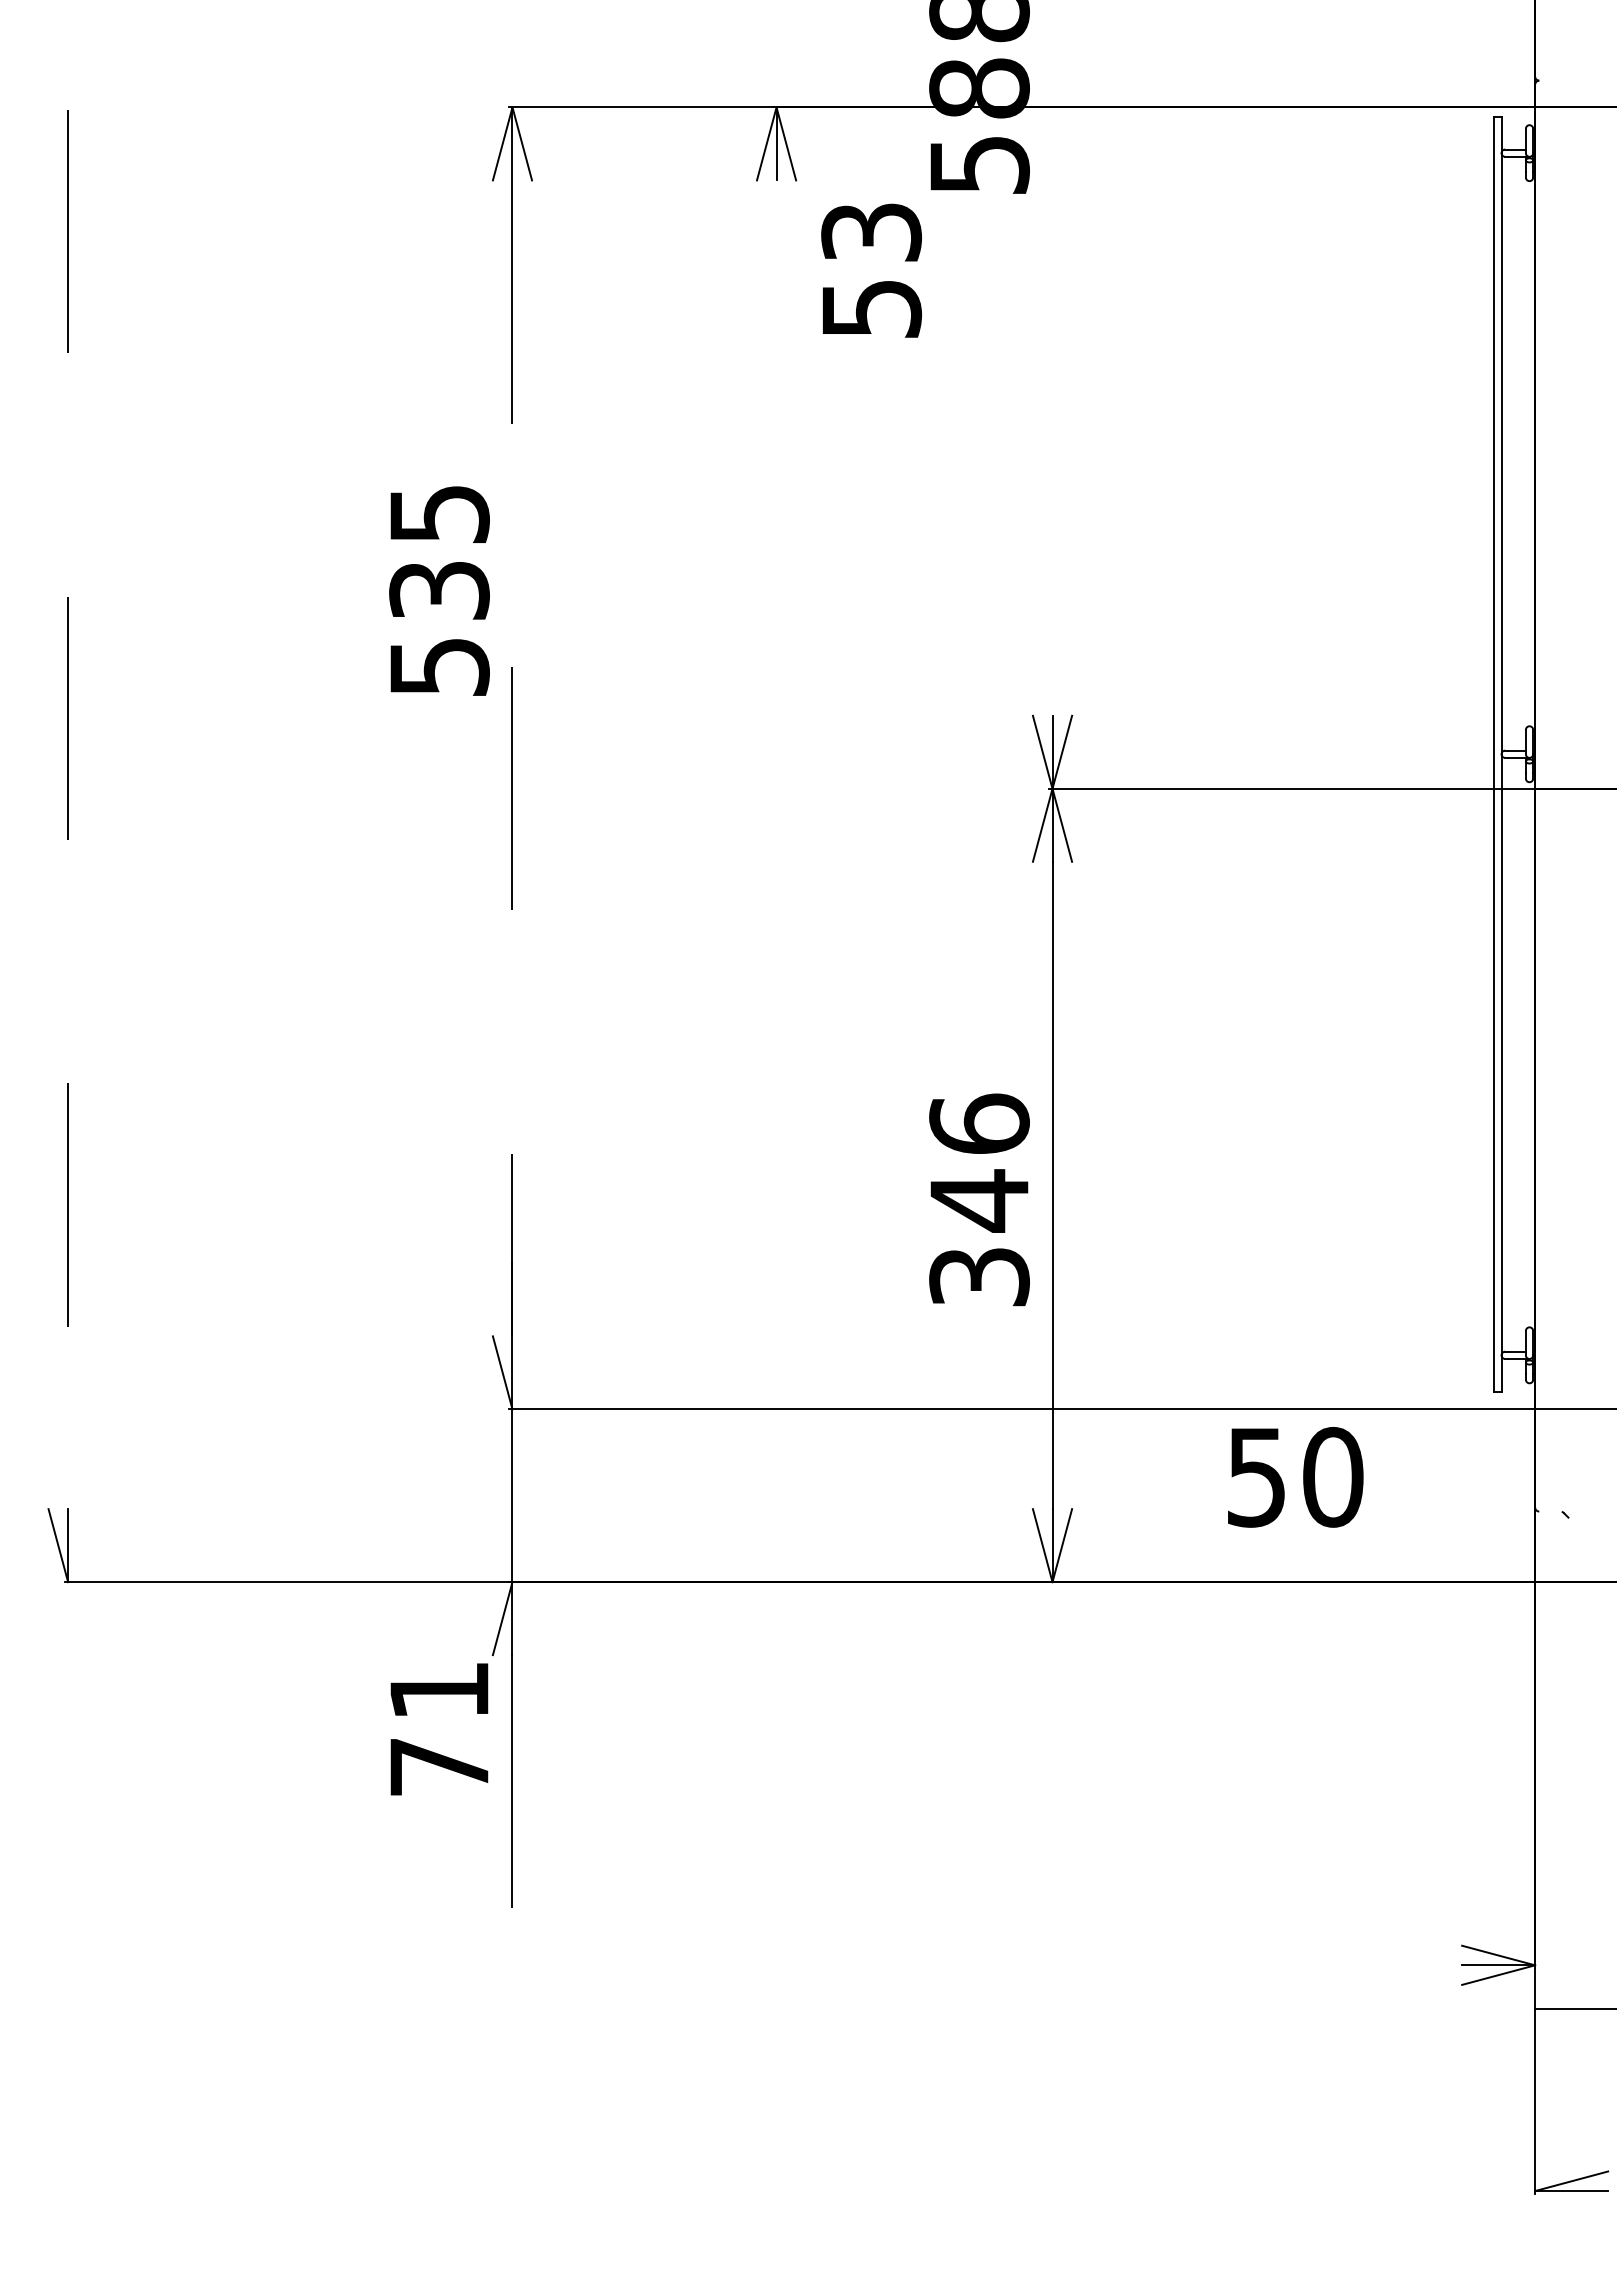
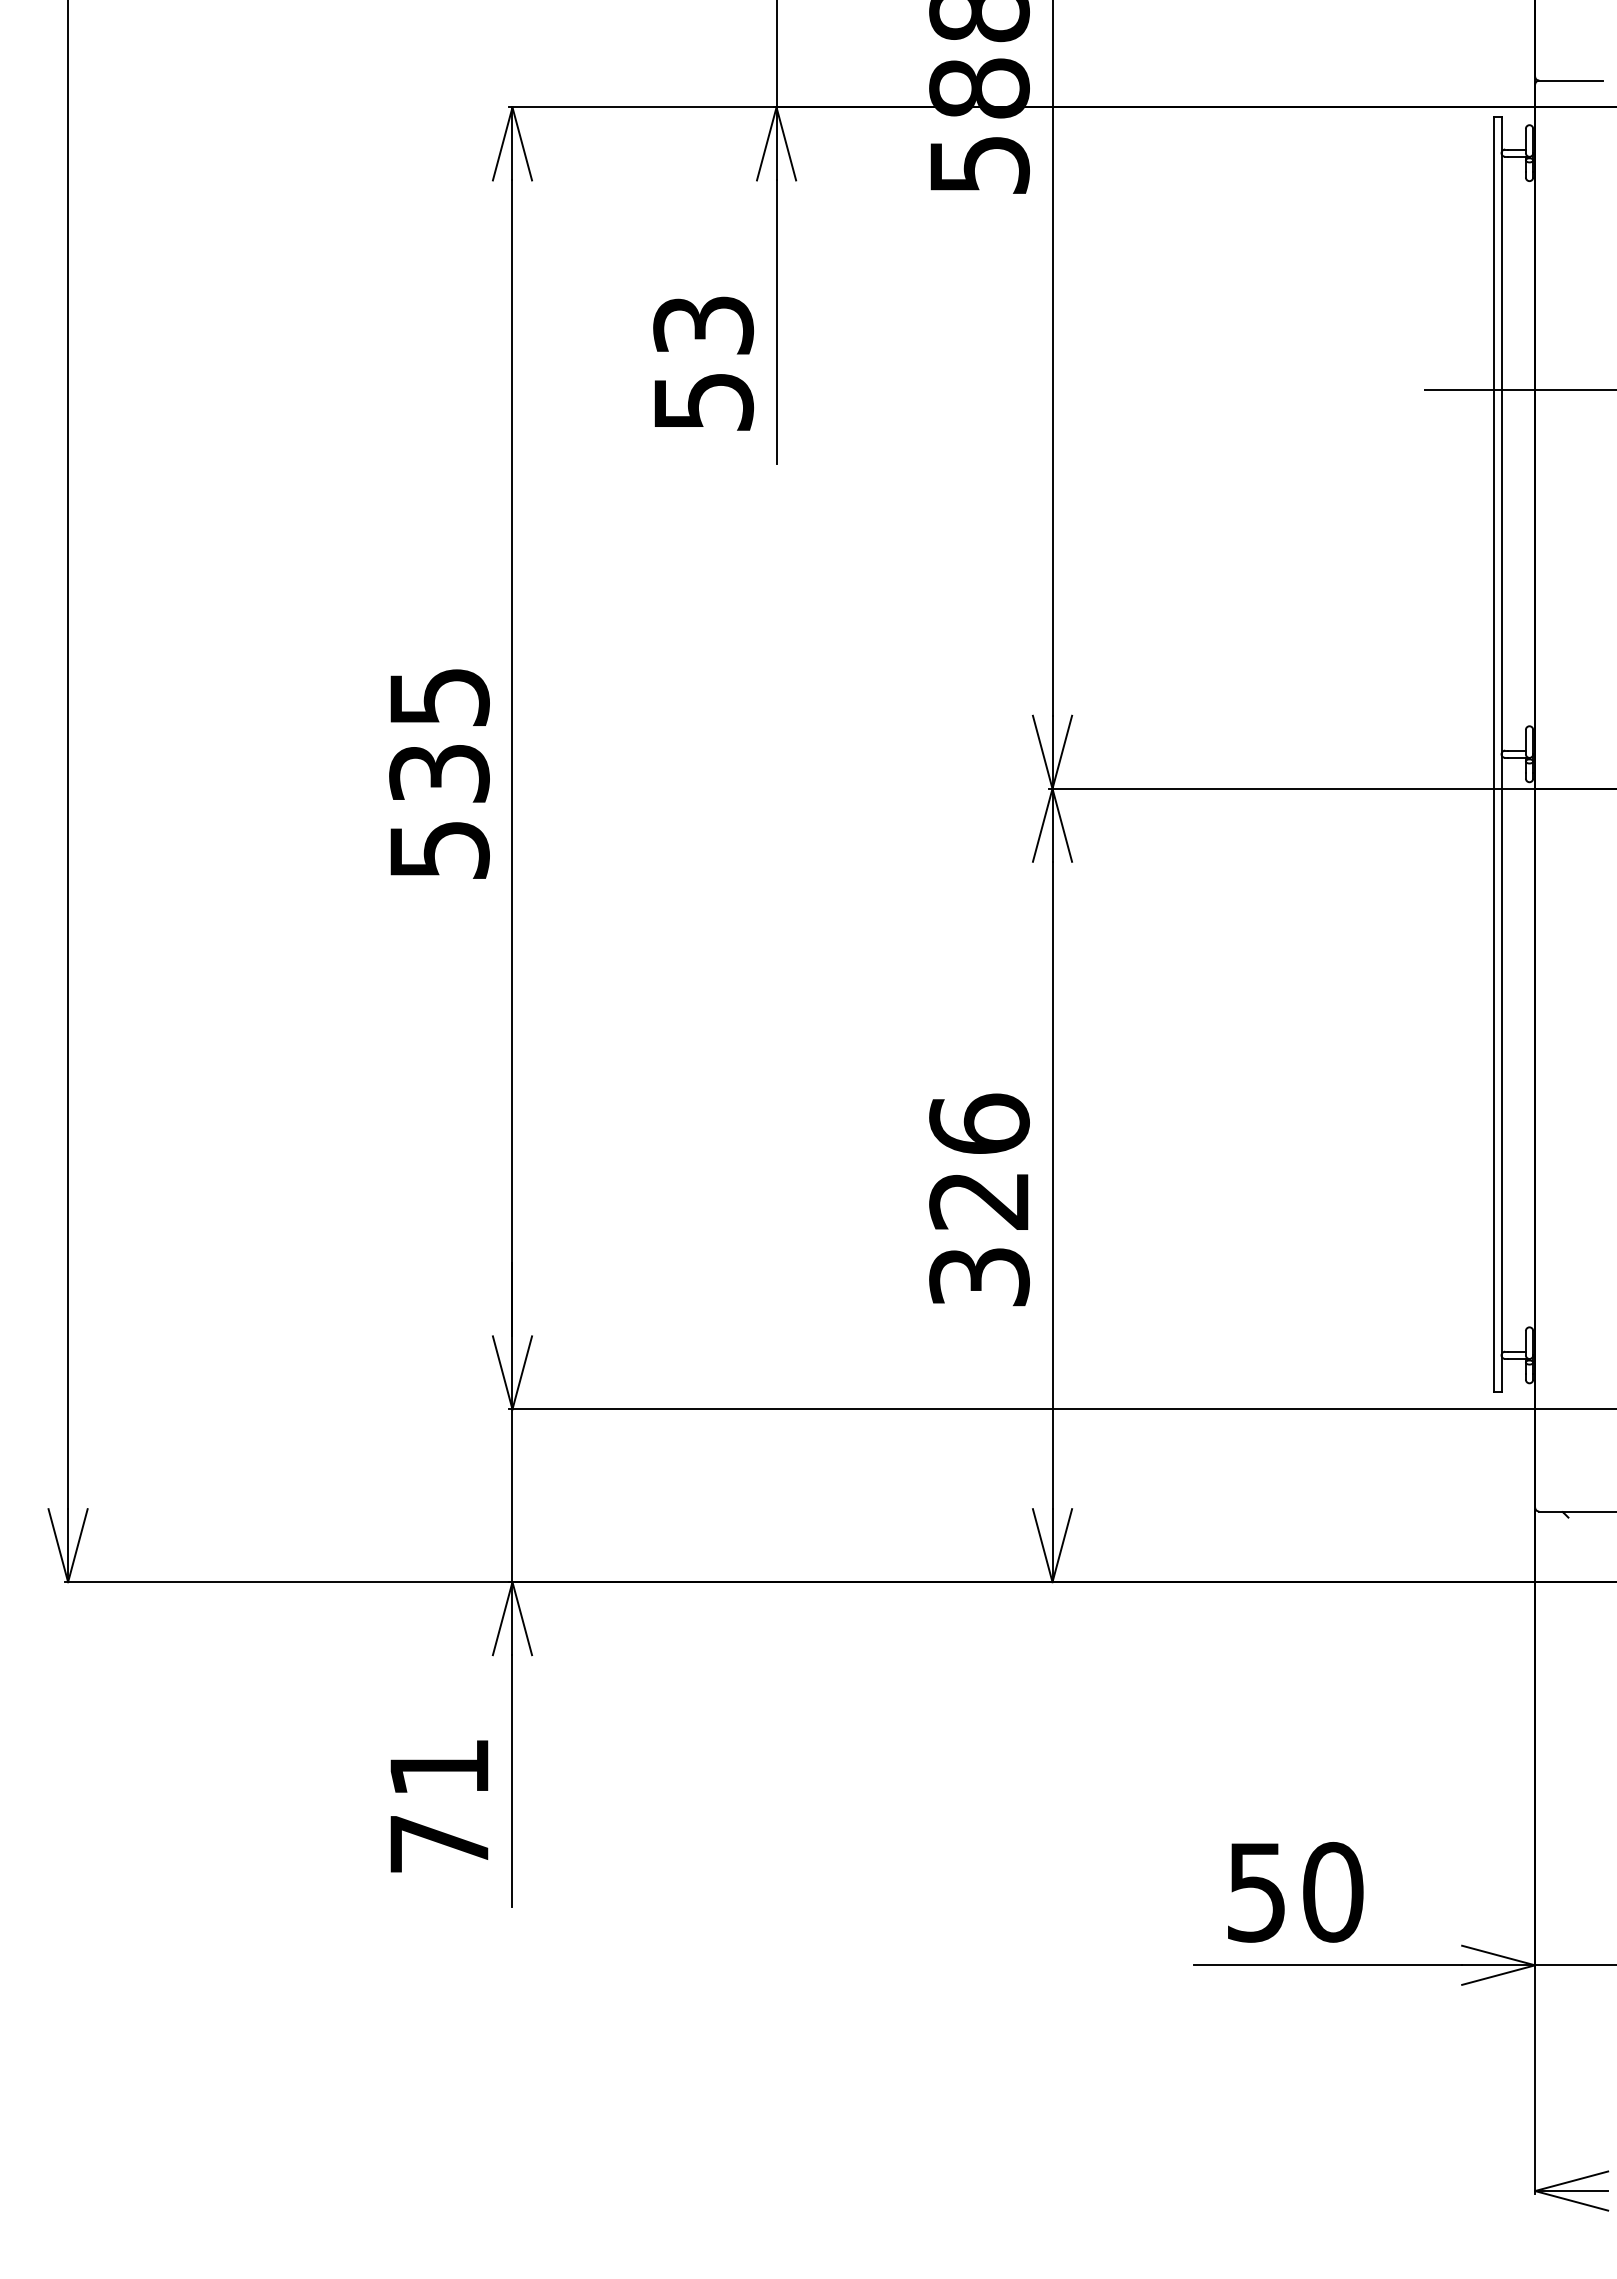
line: none -> present (776, 54)
line: none -> present (1570, 80)
text position: (871, 270) -> (703, 363) (703, 363)
line: none -> present (776, 322)
line: none -> present (1052, 358)
line: none -> present (1518, 390)
text position: (439, 590) -> (439, 773) (439, 773)
line: dashed -> solid (68, 755)
line: dashed -> solid (512, 758)
text: 346 -> 326 (978, 1200)
line: none -> present (522, 1372)
text position: (1295, 1477) -> (1295, 1892) (1295, 1892)
line: none -> present (1576, 1511)
line: none -> present (77, 1545)
line: none -> present (522, 1618)
text position: (439, 1729) -> (439, 1806) (439, 1806)
line: none -> present (1328, 1965)
line position: (1574, 2009) -> (1574, 1965) (1574, 1965)
line: none -> present (1571, 2200)
